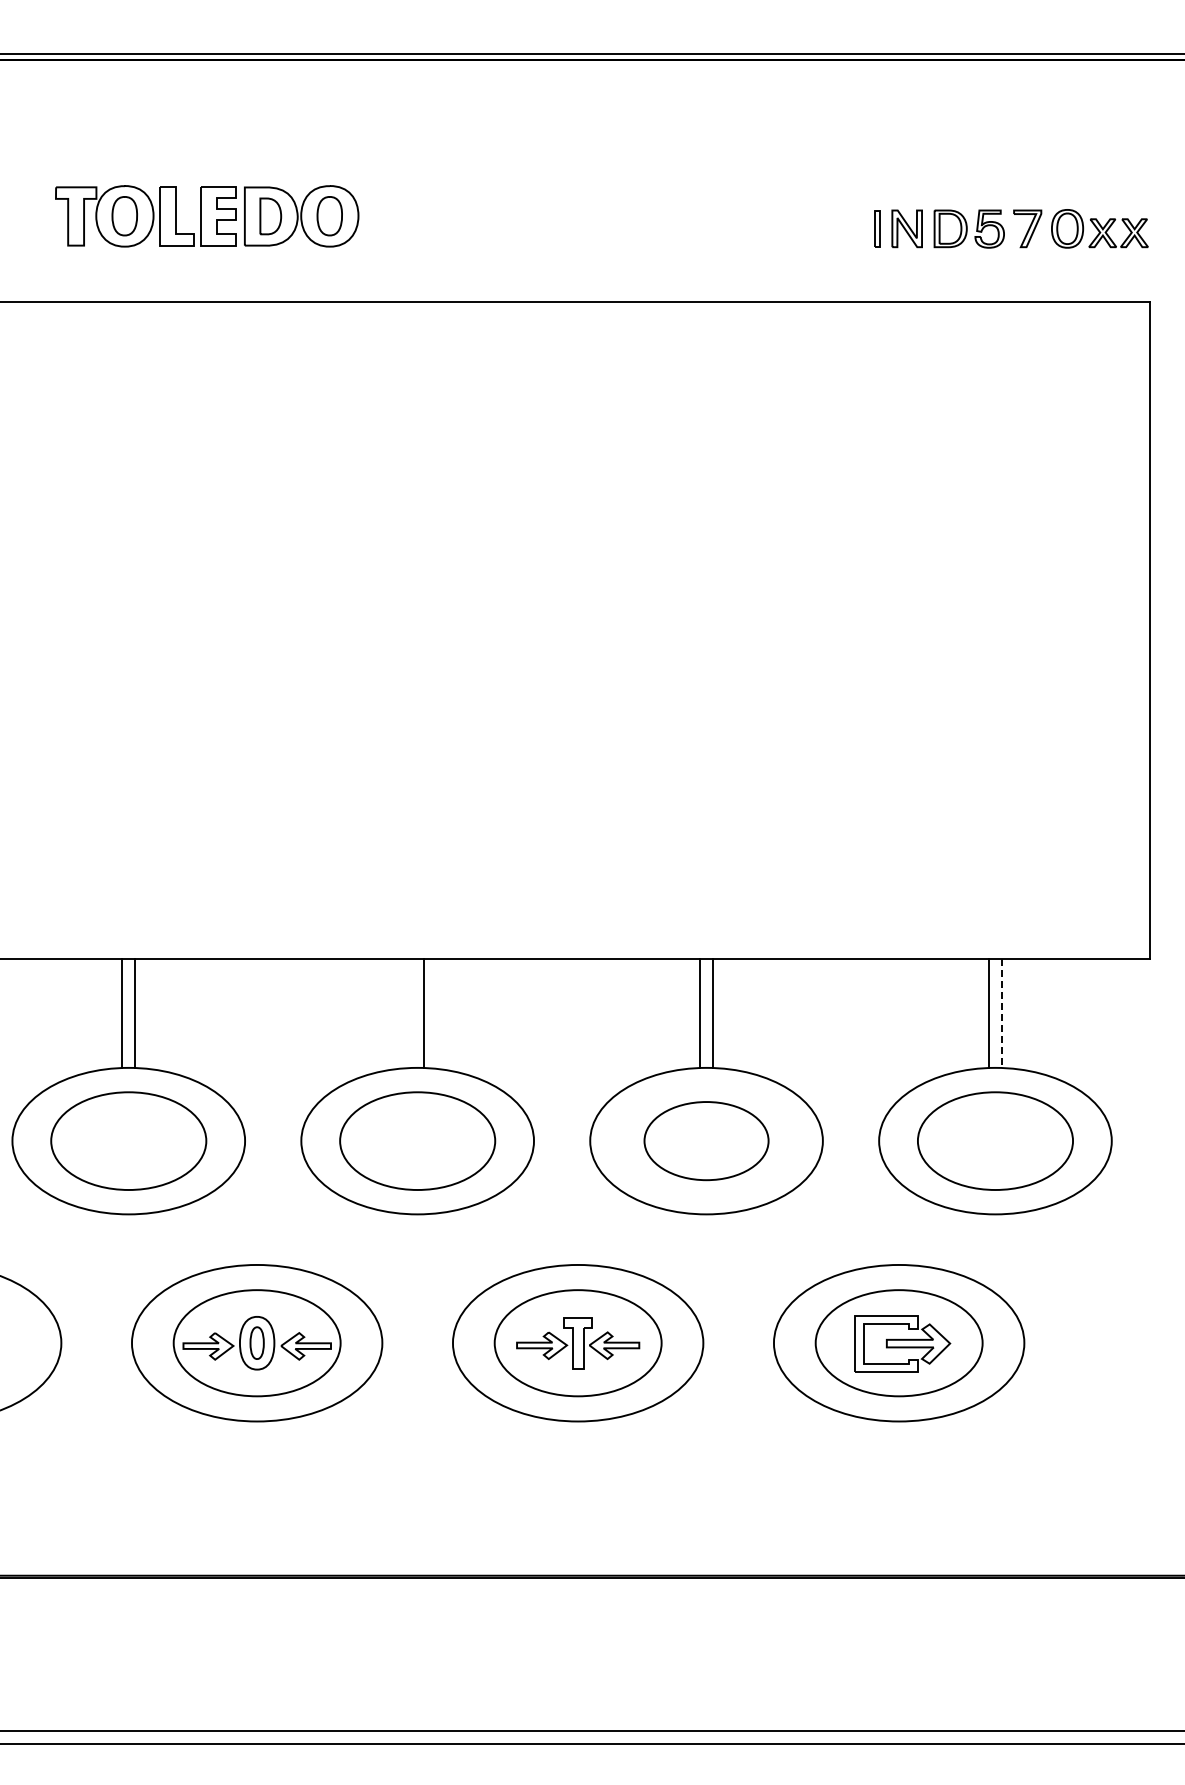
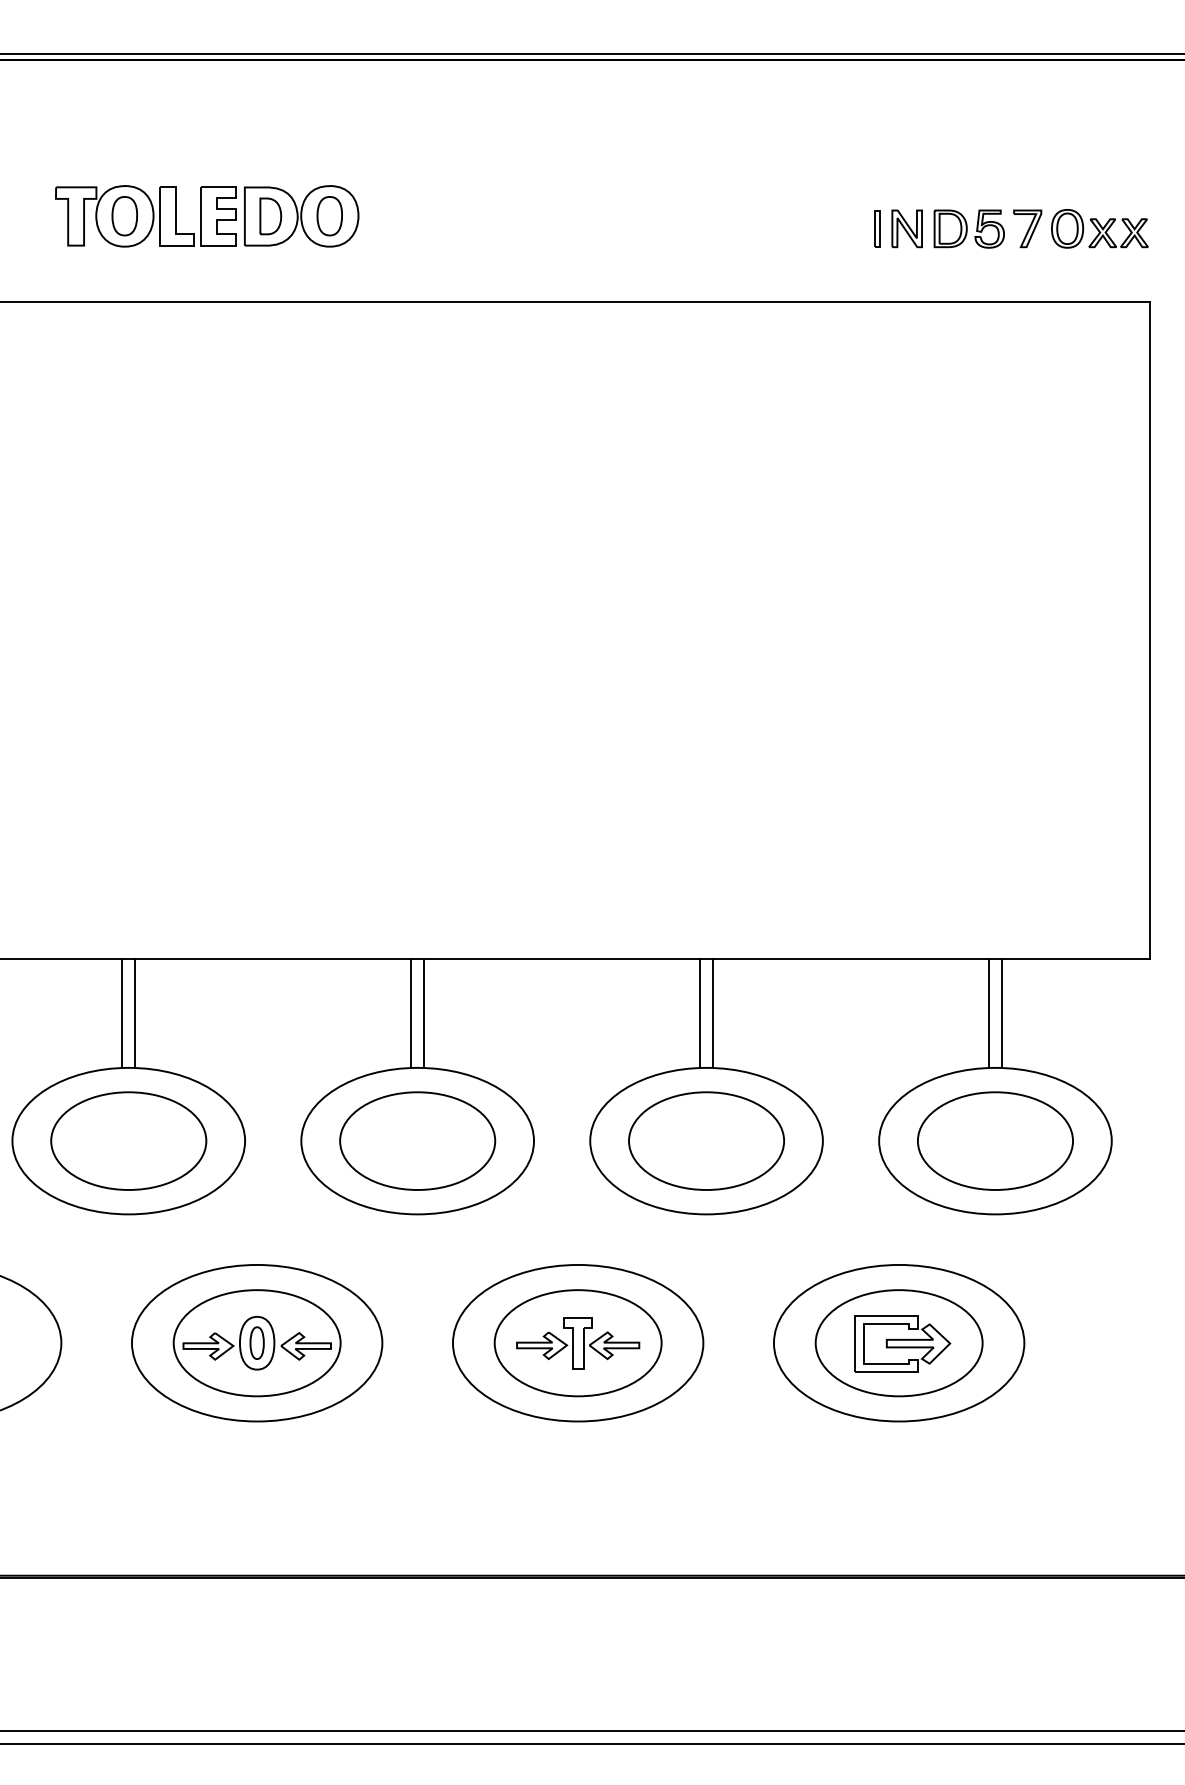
line: none -> present (411, 1013)
line: dashed -> solid (1001, 1014)
part size: 127x81 px -> 157x100 px (706, 1140)
